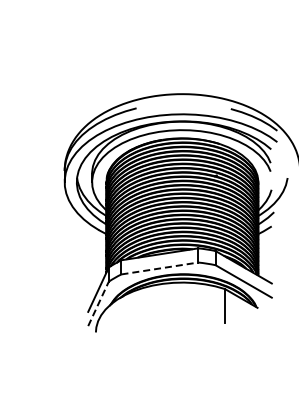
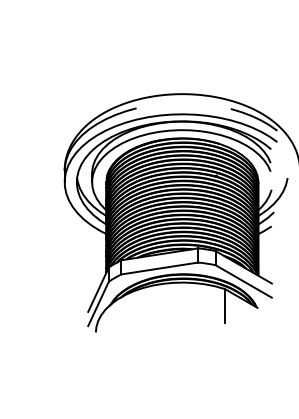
line: dashed -> solid (159, 268)
line: dashed -> solid (98, 303)
